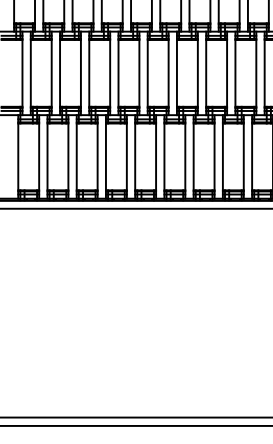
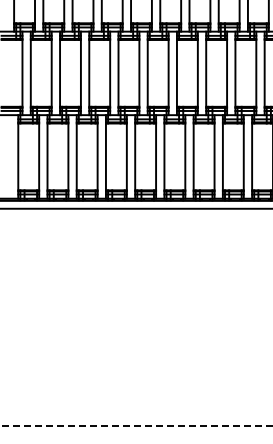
line: present -> none (135, 417)
line: solid -> dashed (136, 425)
